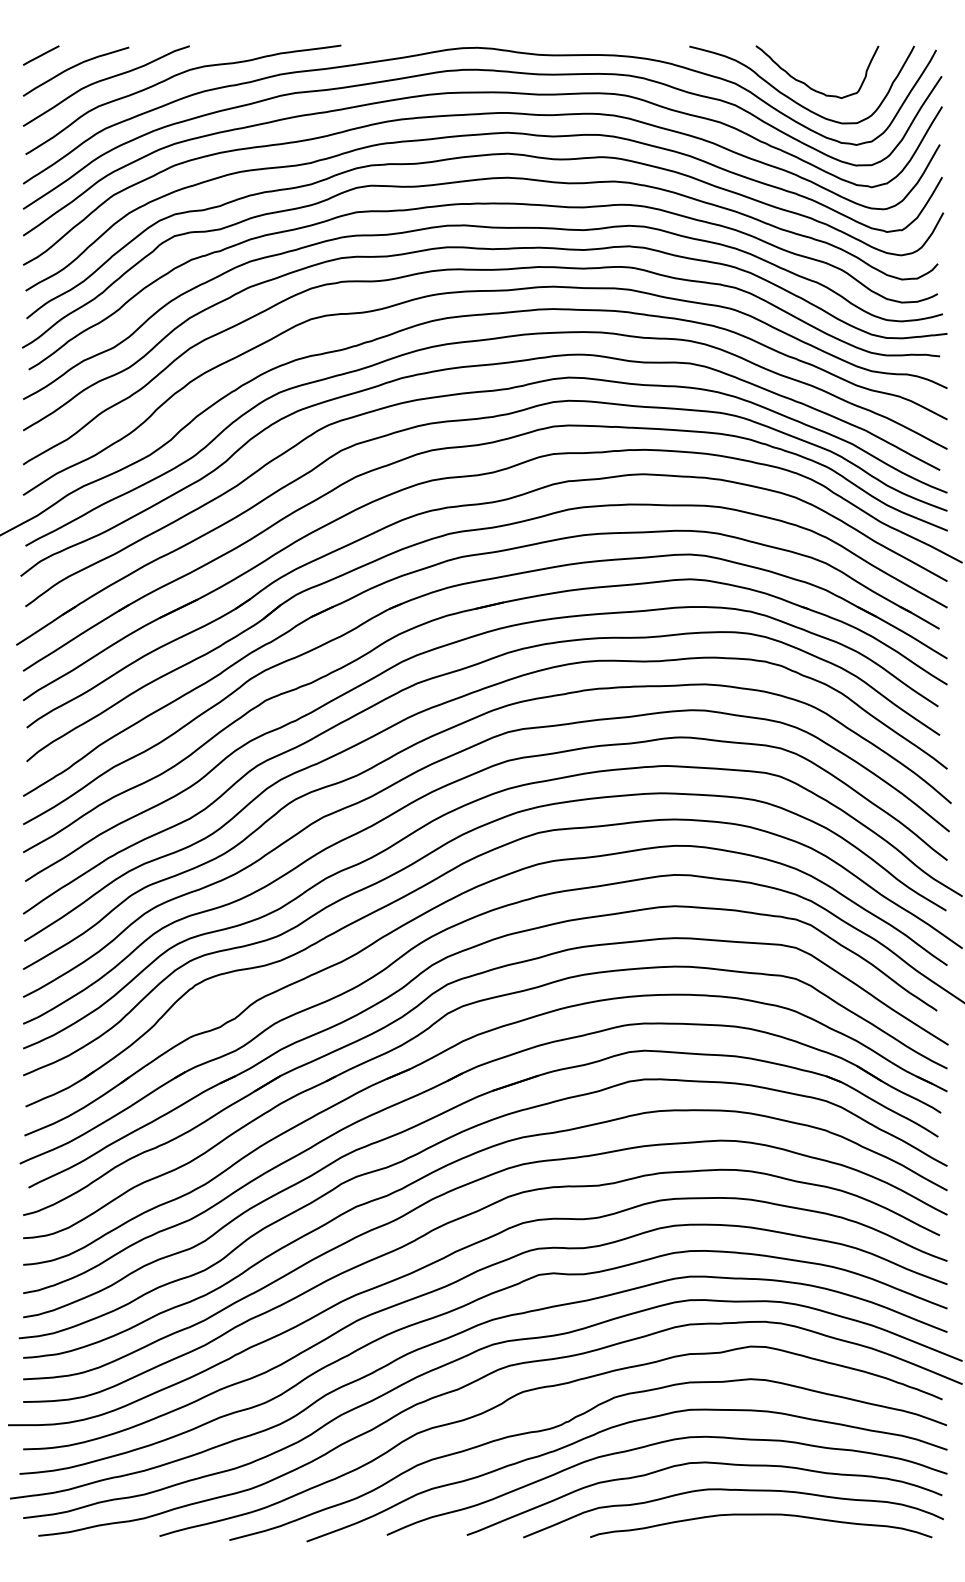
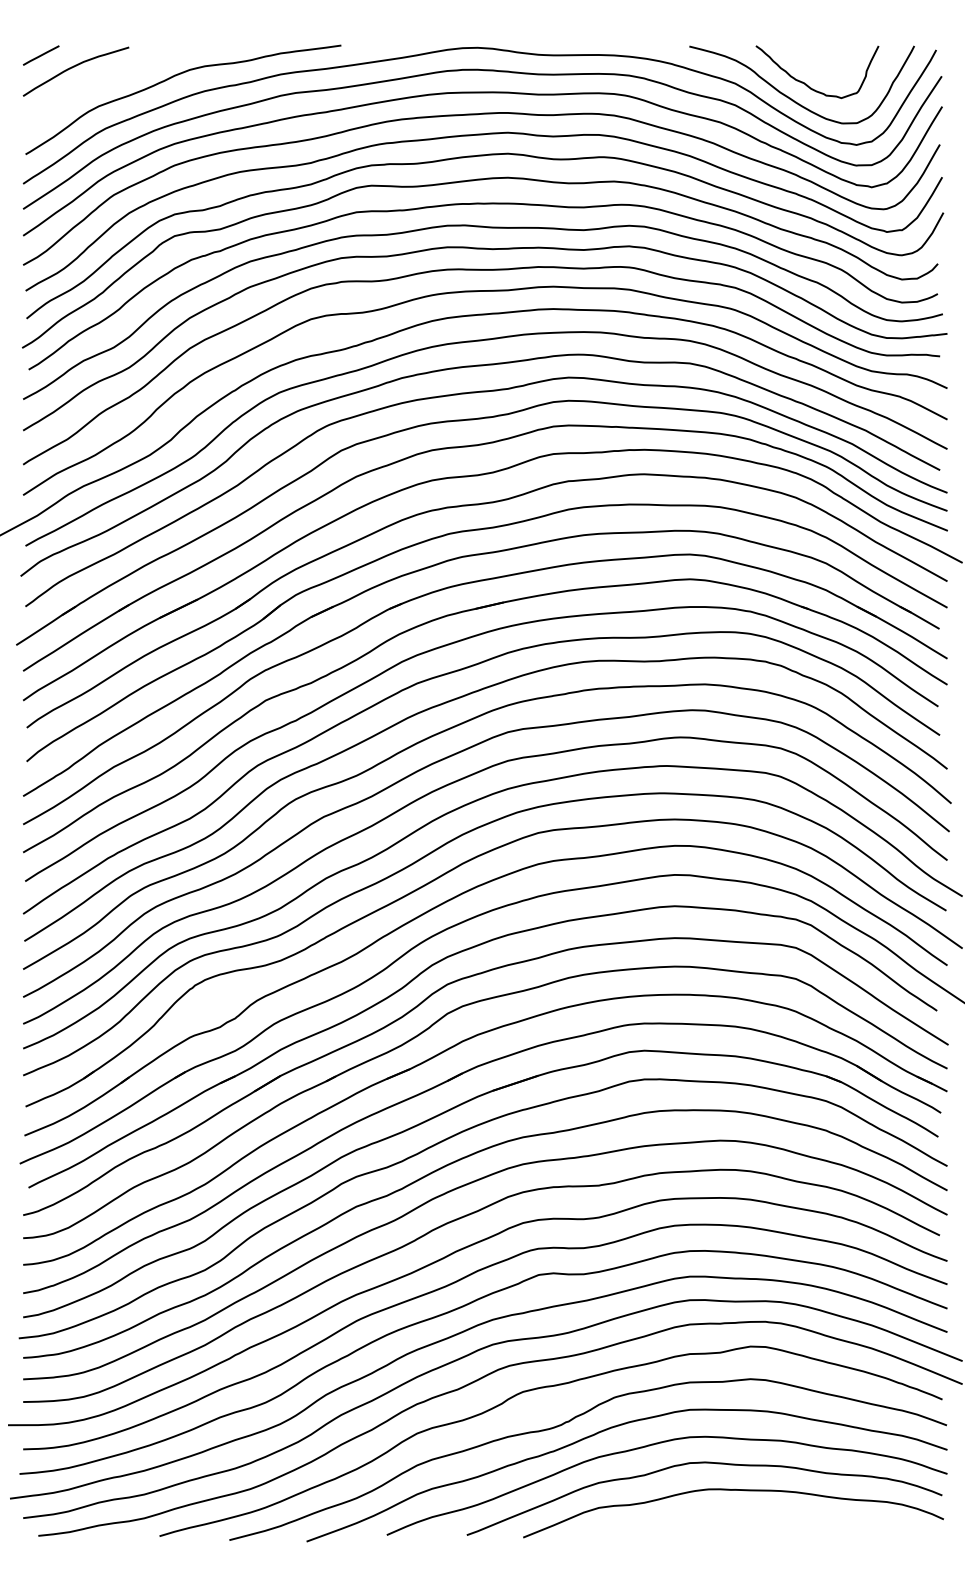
curve: present -> none (105, 80)
curve: present -> none (761, 1515)
